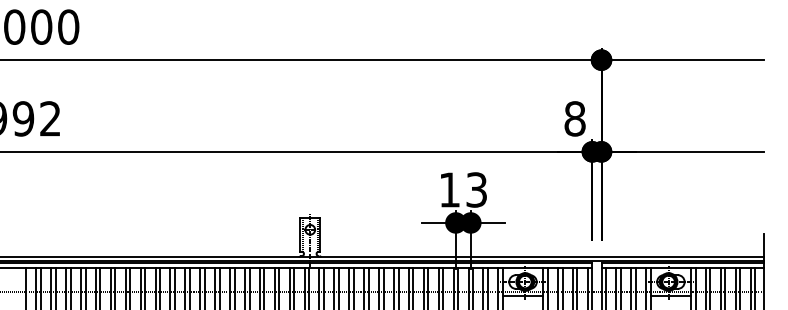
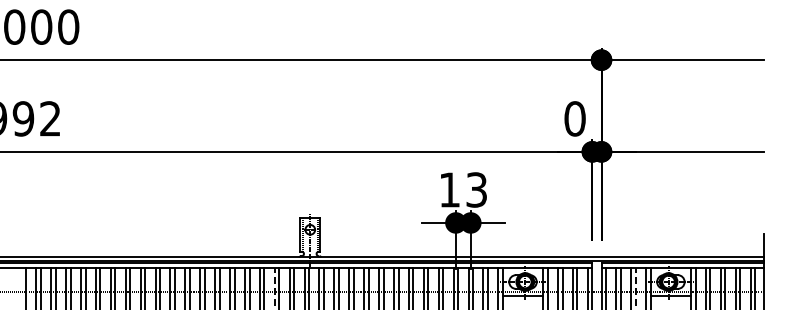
text: 8 -> 0 (574, 118)
line: solid -> dashed (274, 288)
line: solid -> dashed (635, 288)
